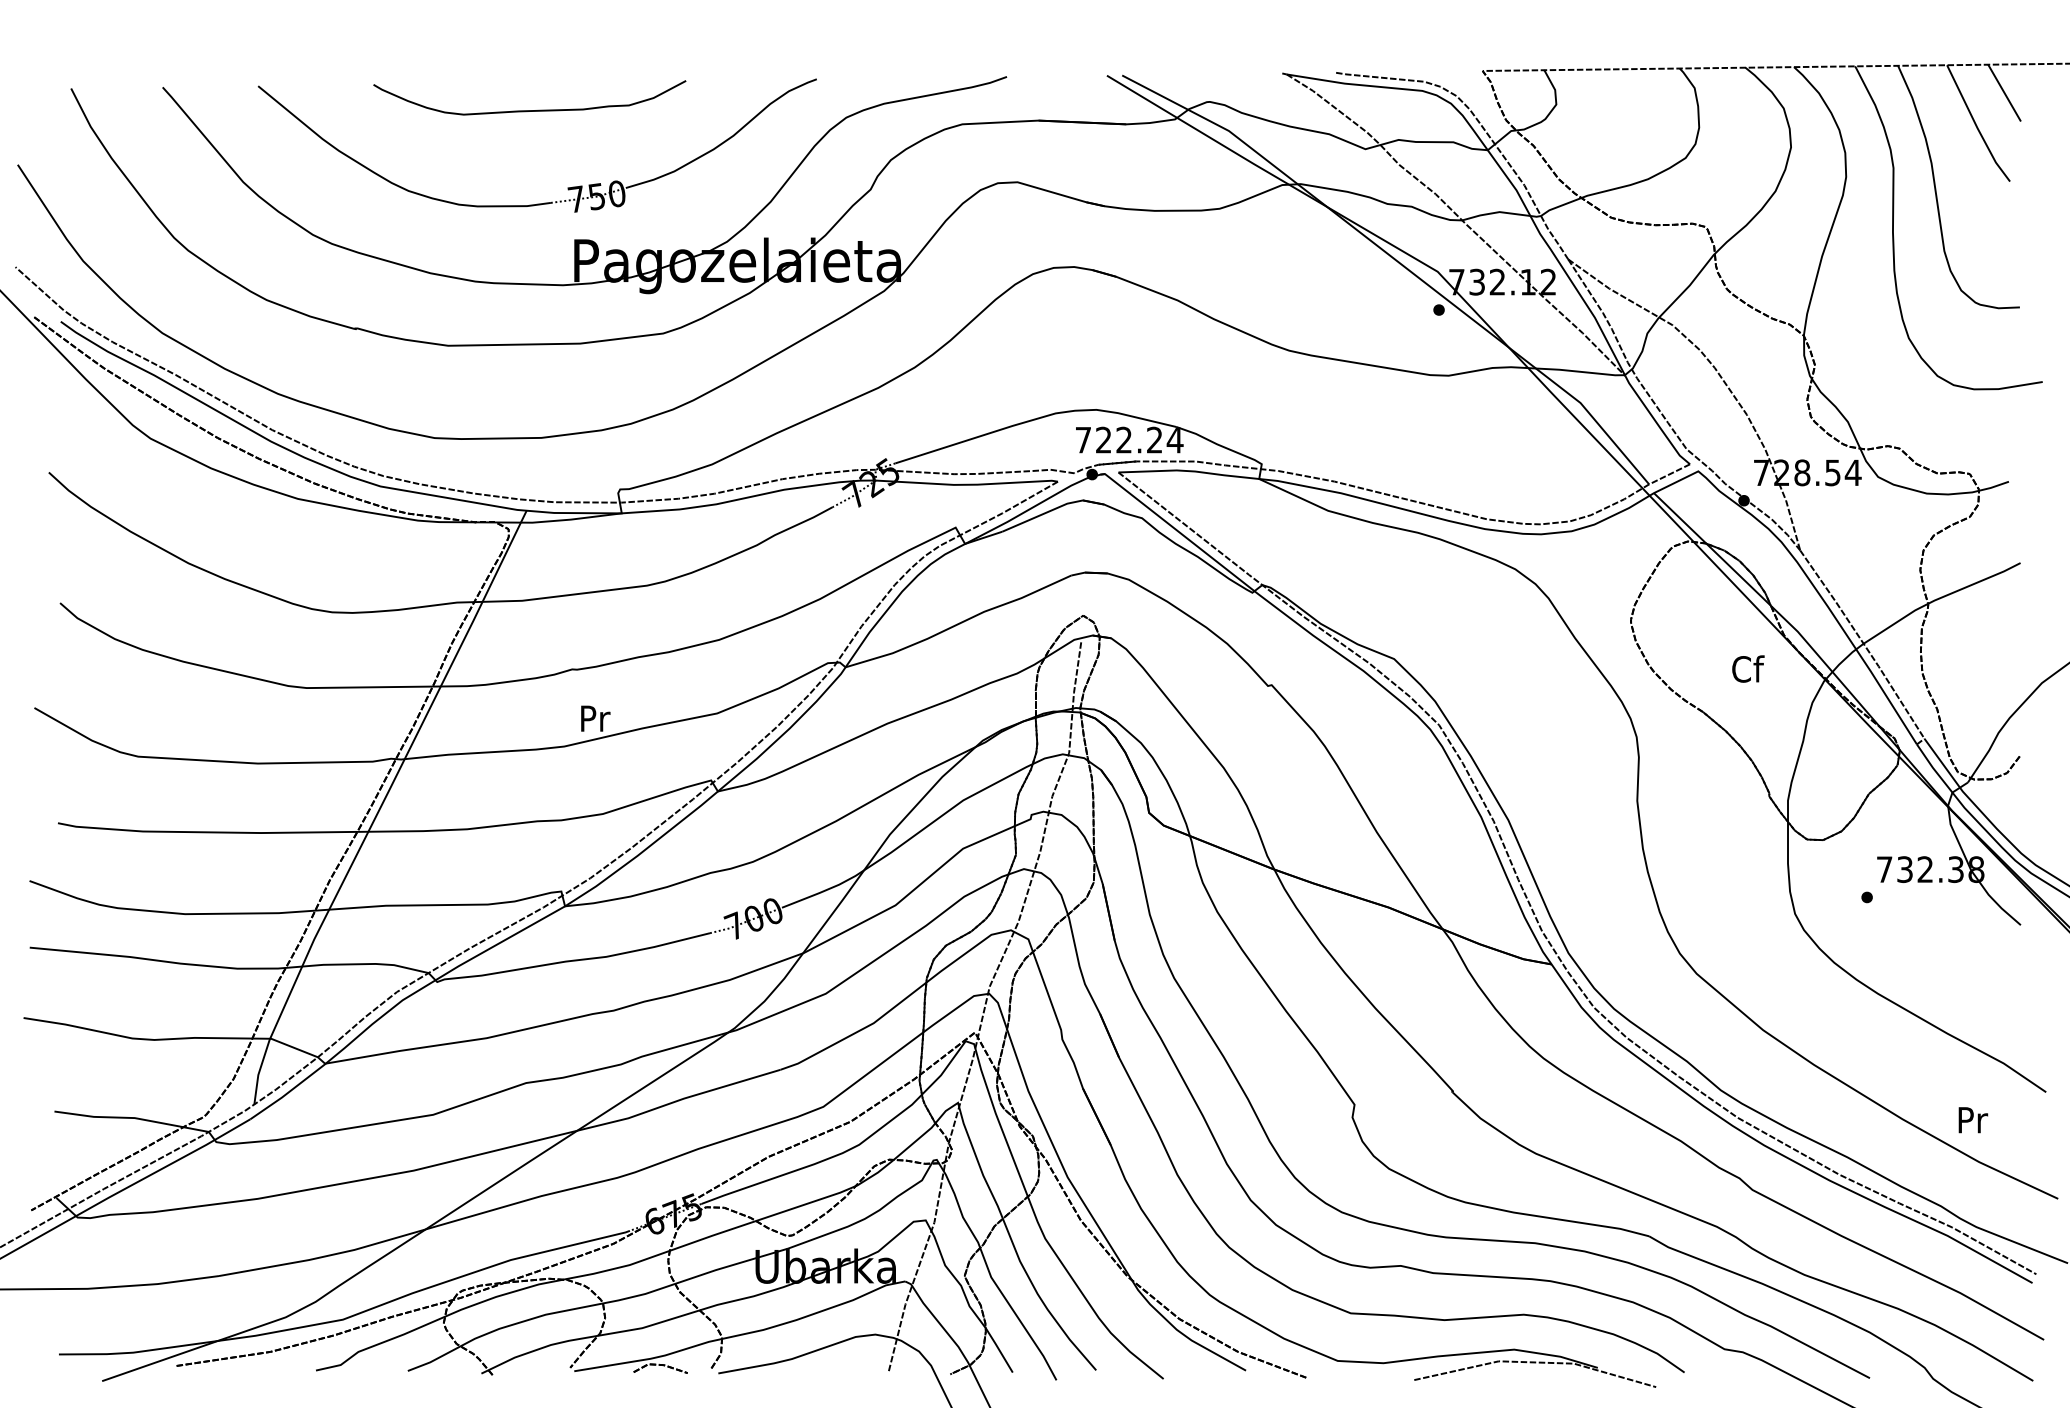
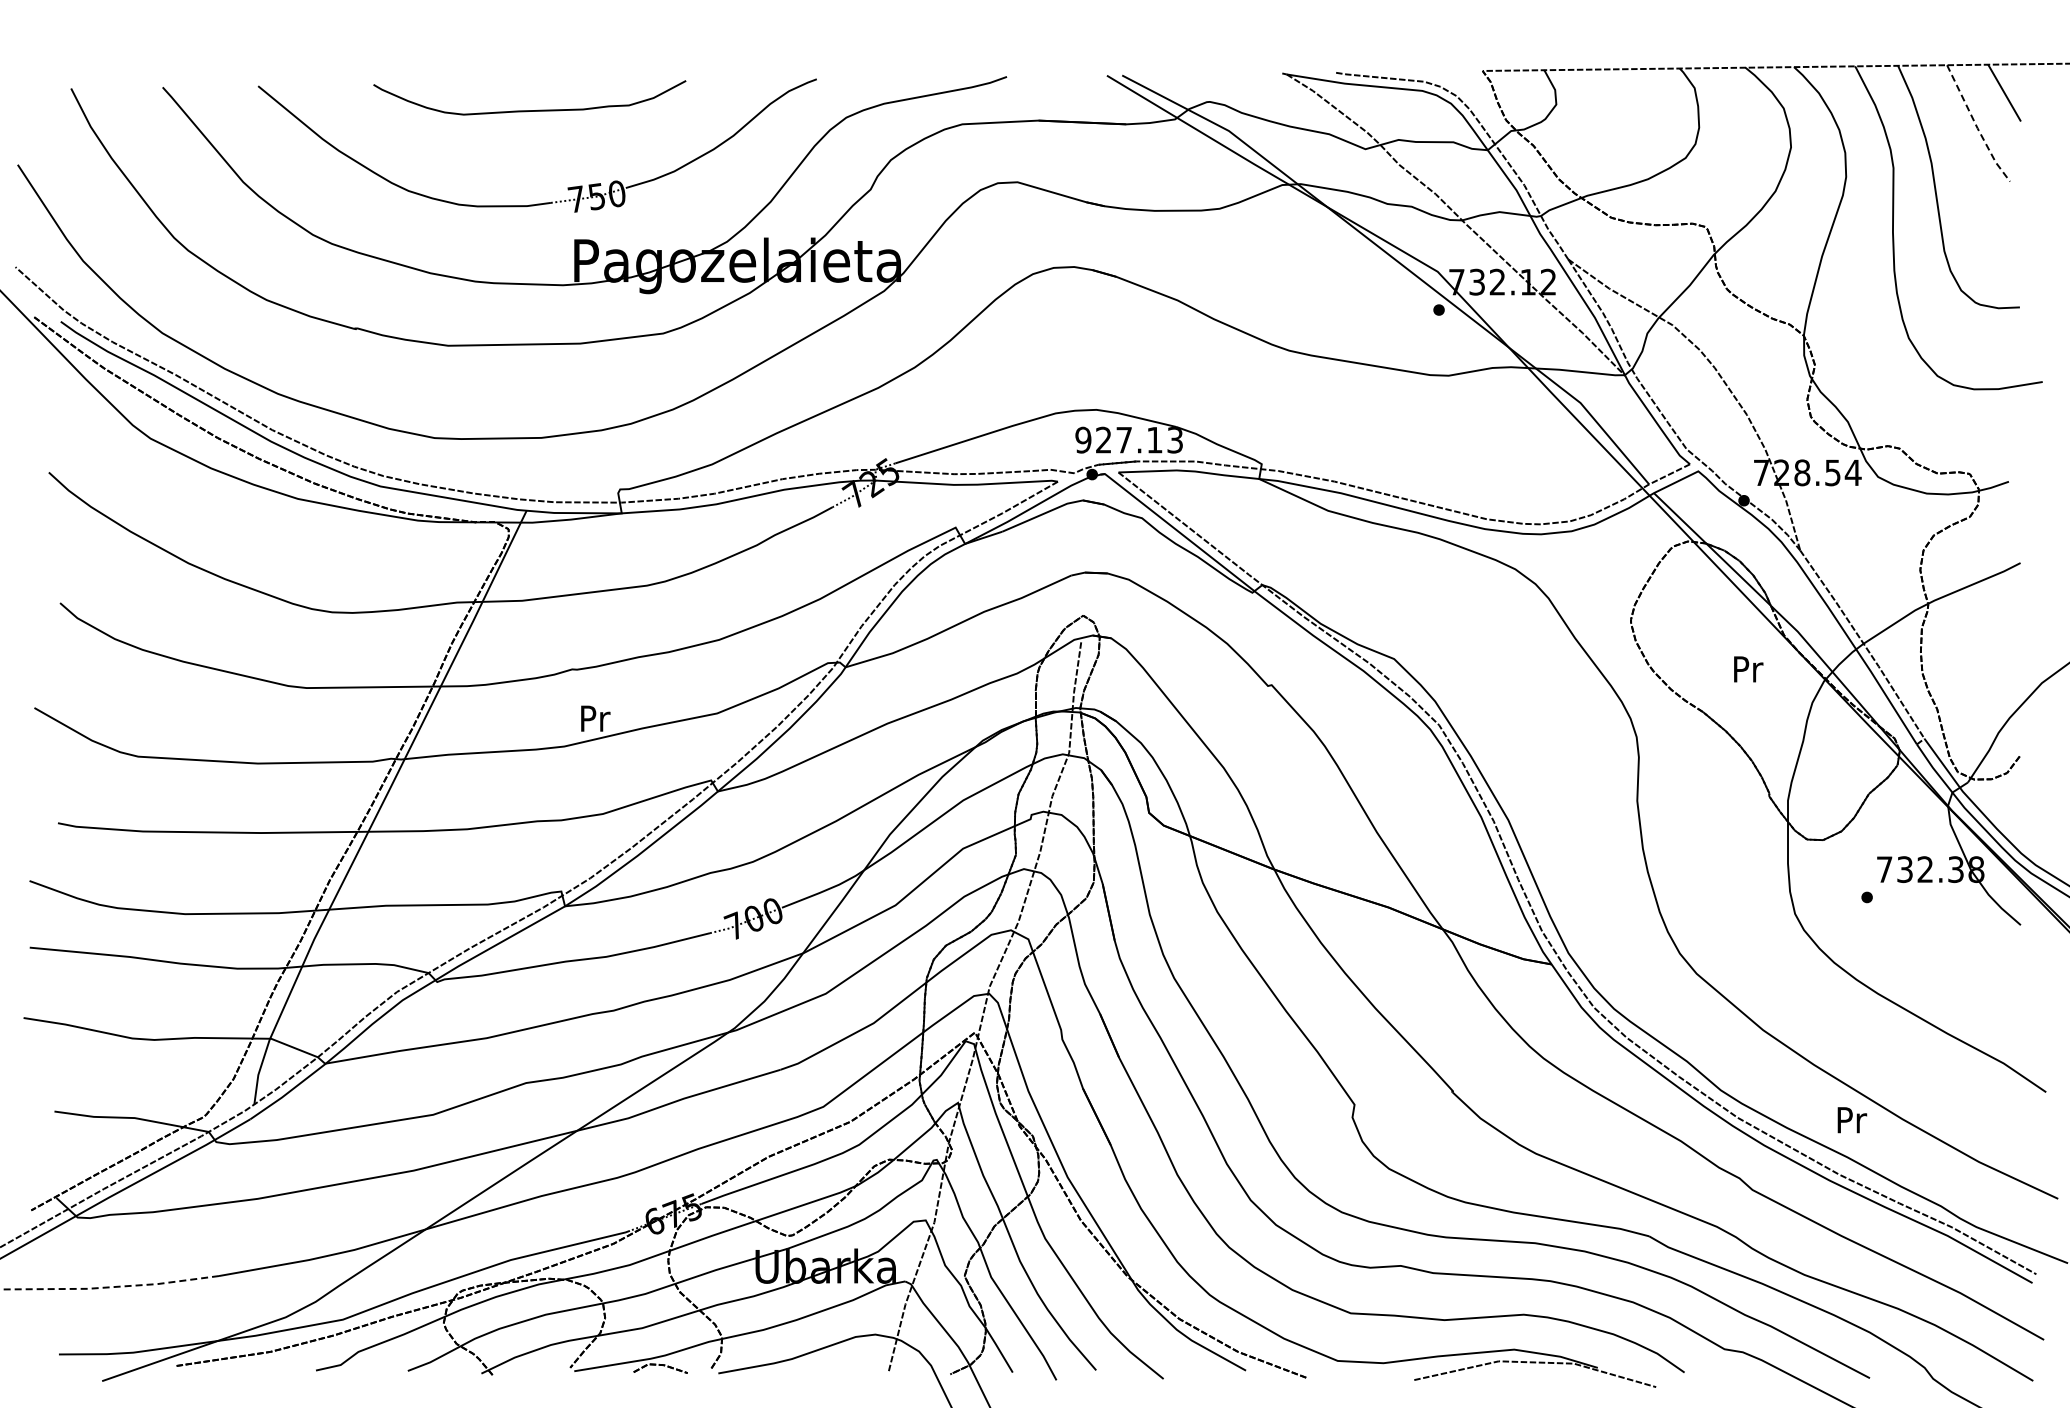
line: solid -> dashed (1976, 125)
text: 722.24 -> 927.13 (1129, 439)
text: Cf -> Pr (1748, 668)
text position: (1973, 1120) -> (1852, 1120) (1852, 1120)
line: solid -> dashed (109, 1287)
